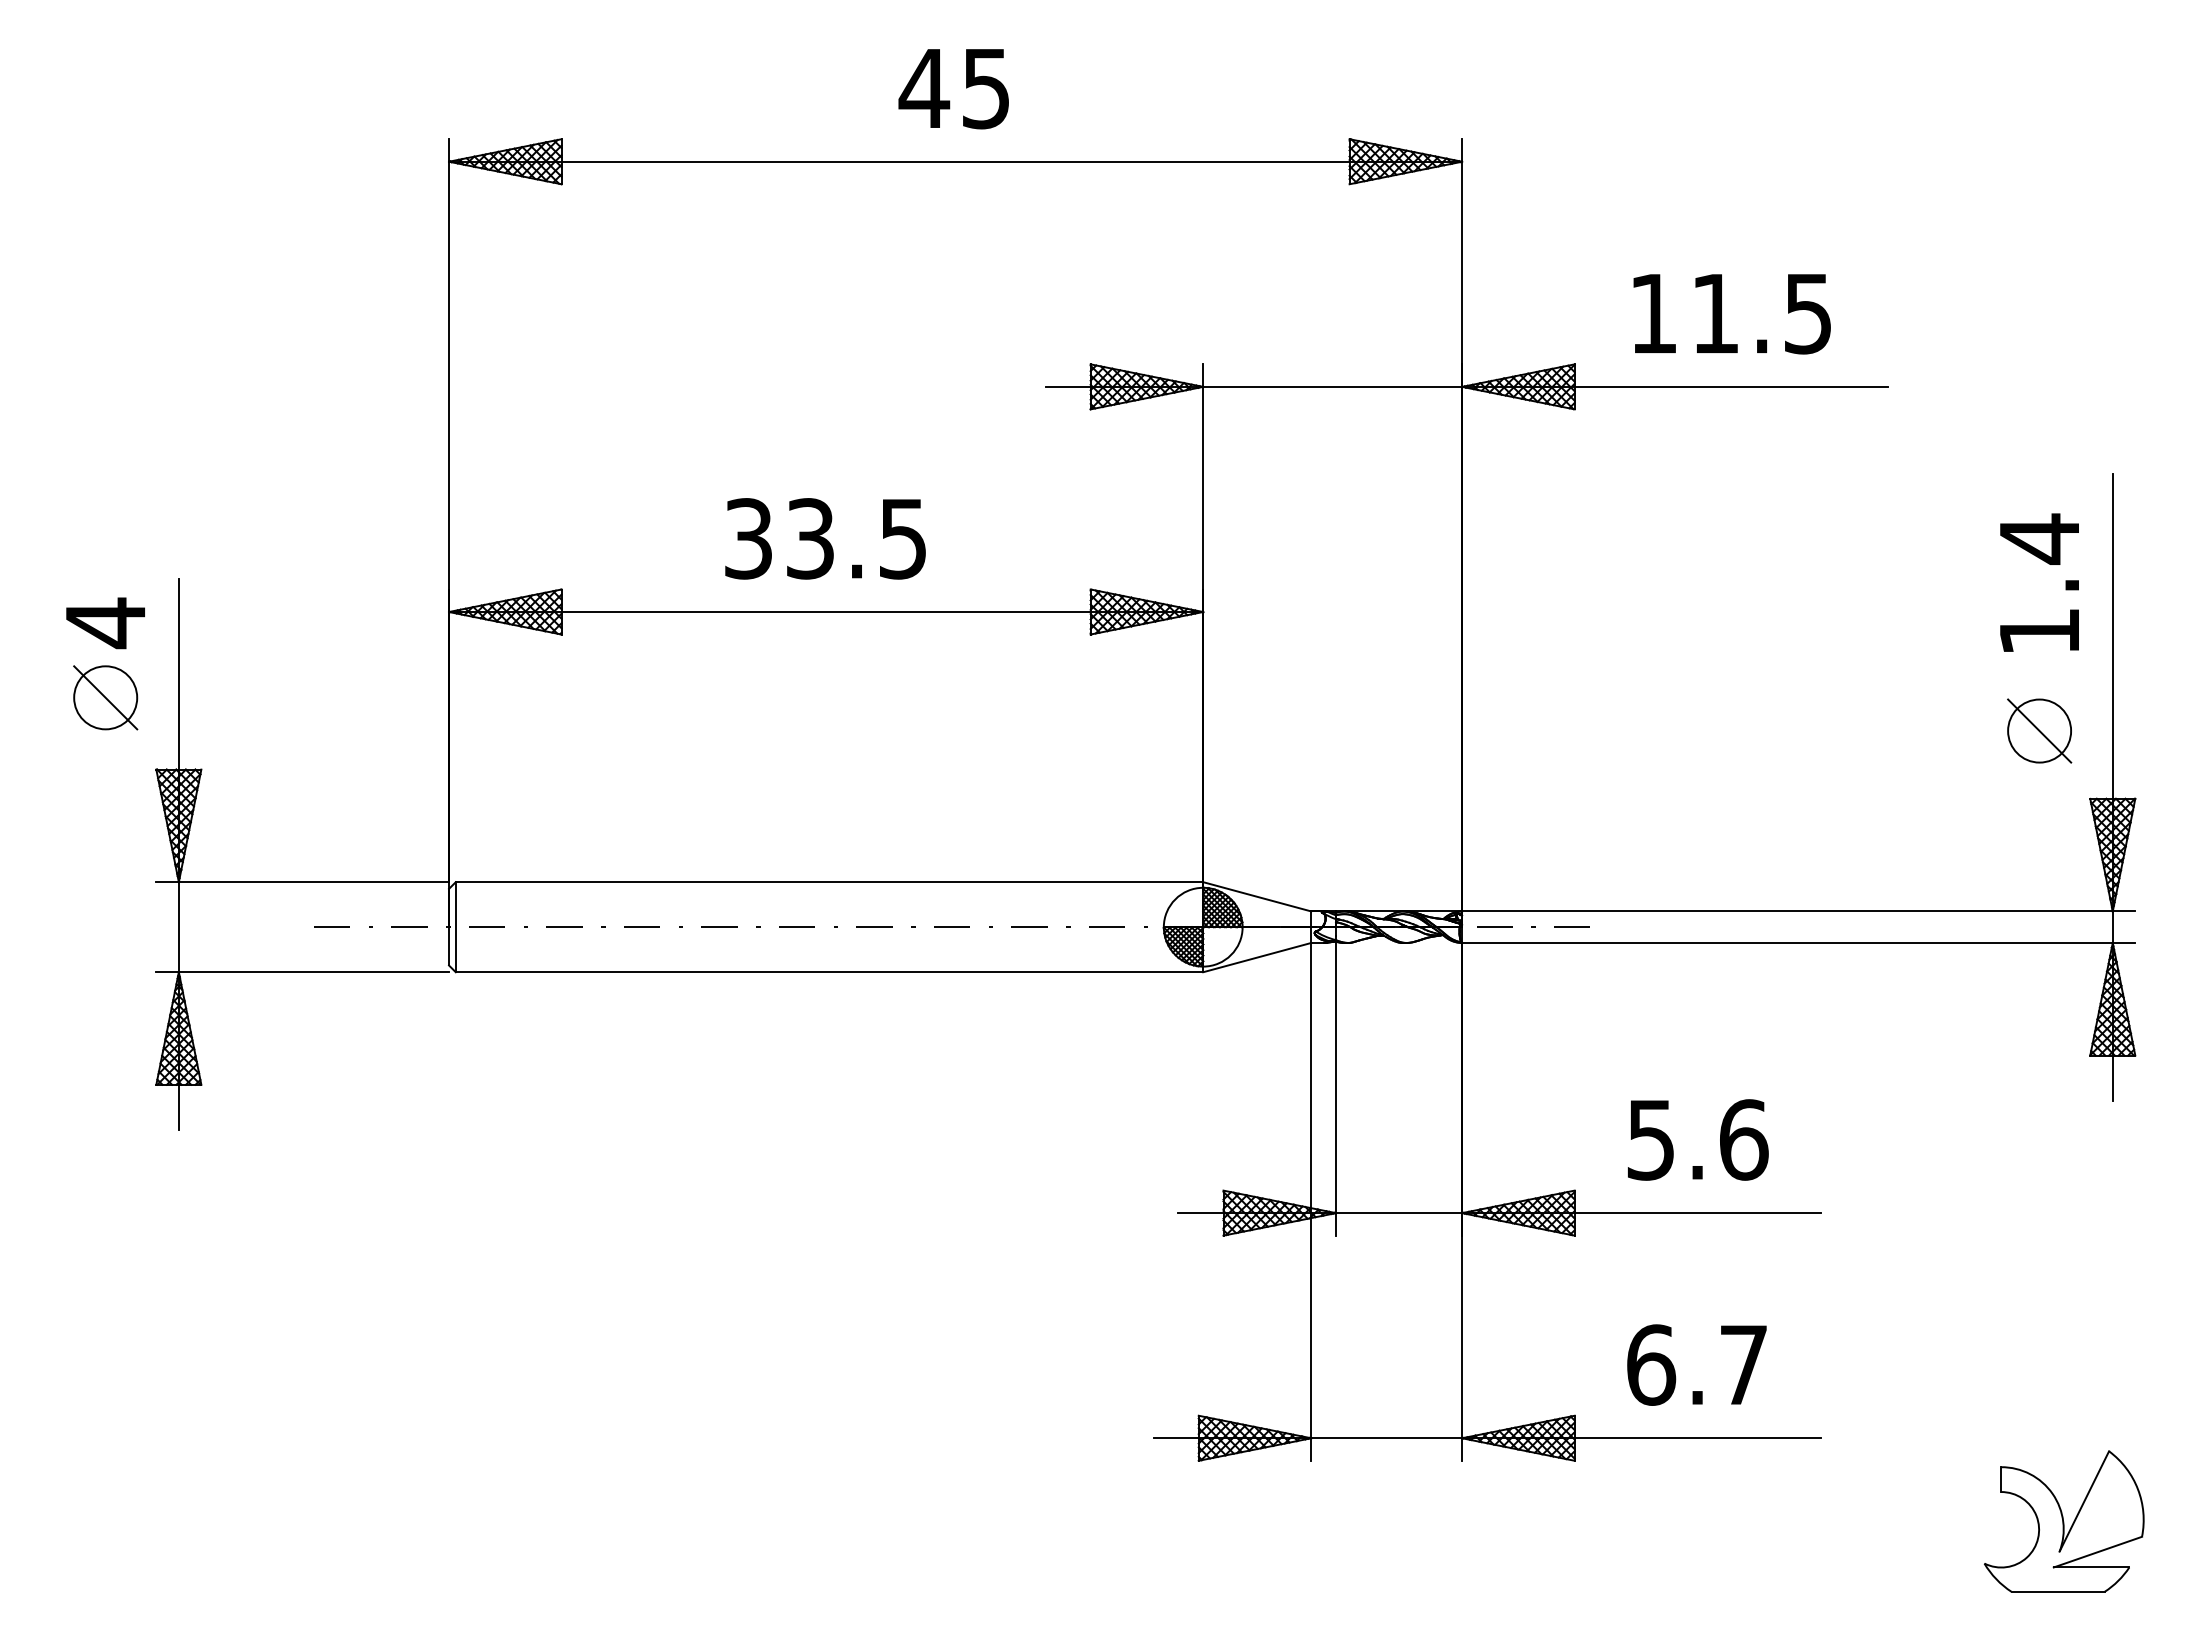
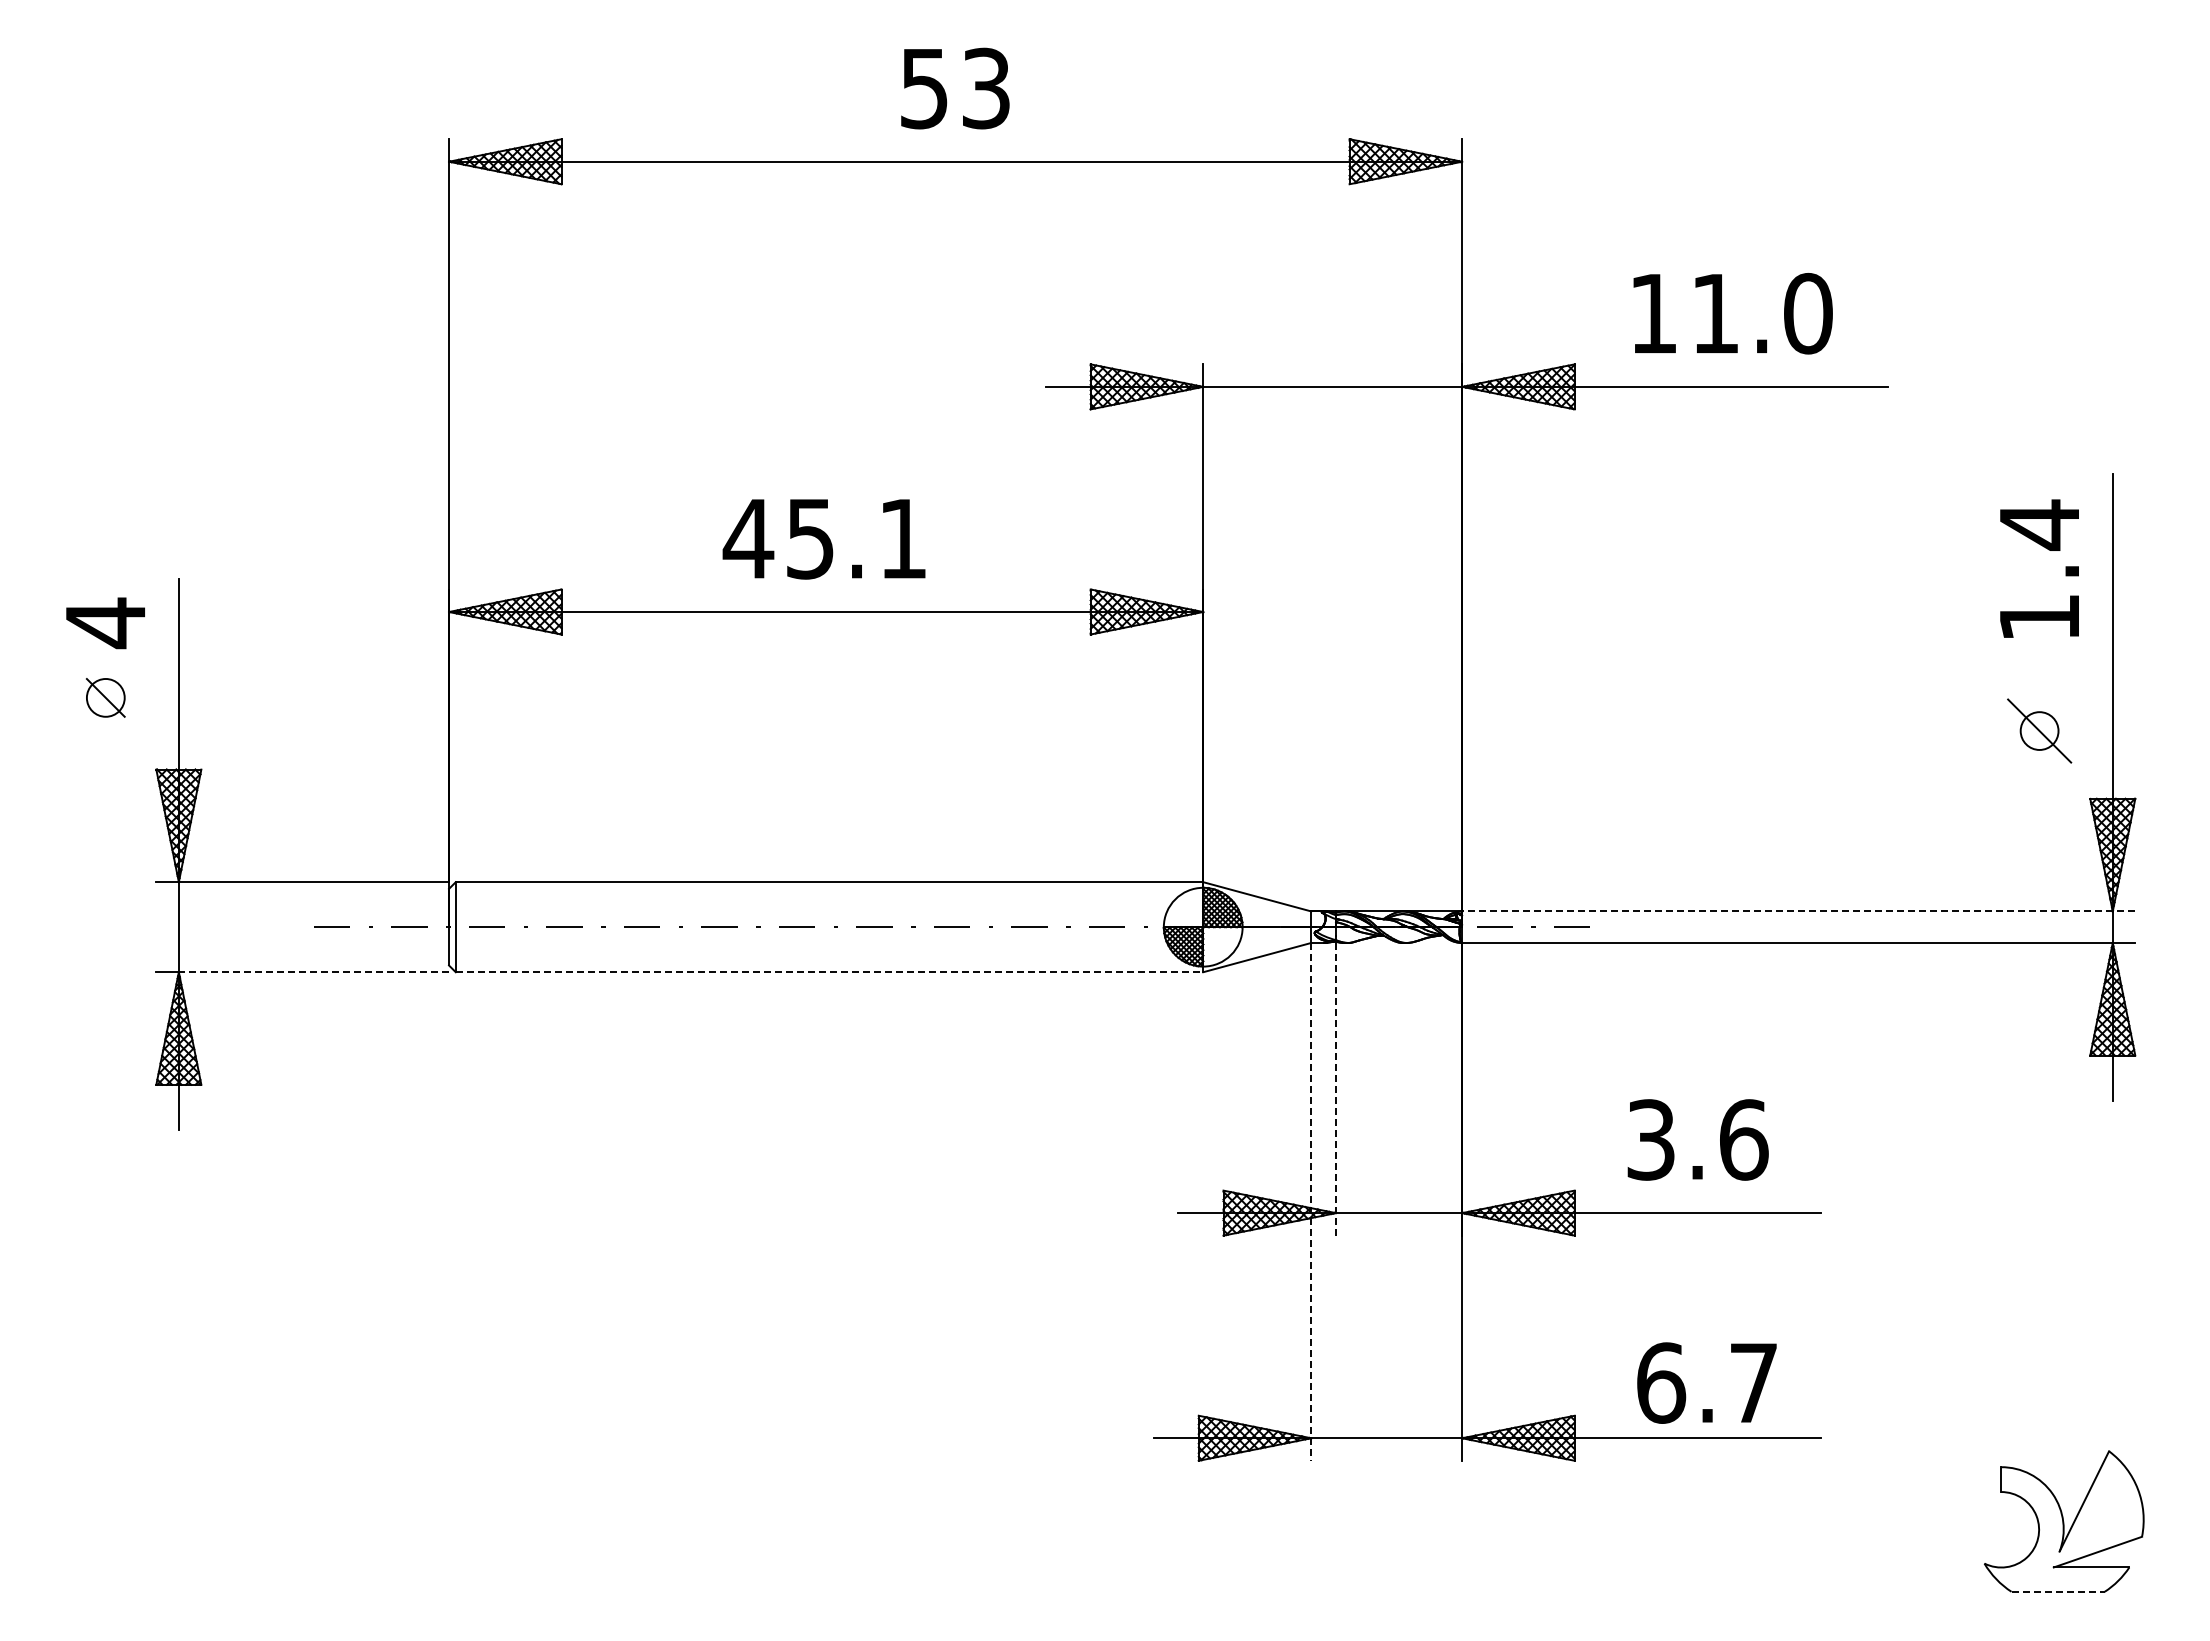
text: 45 -> 53 (953, 88)
text: 11.5 -> 11.0 (1808, 313)
text: 33.5 -> 45.1 (823, 538)
text position: (2039, 582) -> (2039, 568) (2039, 568)
part size: 66x66 px -> 40x40 px (105, 697)
circle diameter: 63 px -> 38 px (2039, 730)
line: solid -> dashed (1798, 911)
line: solid -> dashed (313, 972)
line: solid -> dashed (829, 972)
line: solid -> dashed (1336, 1089)
text: 5.6 -> 3.6 (1650, 1139)
line: solid -> dashed (1311, 1201)
text position: (1696, 1364) -> (1706, 1382) (1706, 1382)
line: solid -> dashed (2058, 1591)
